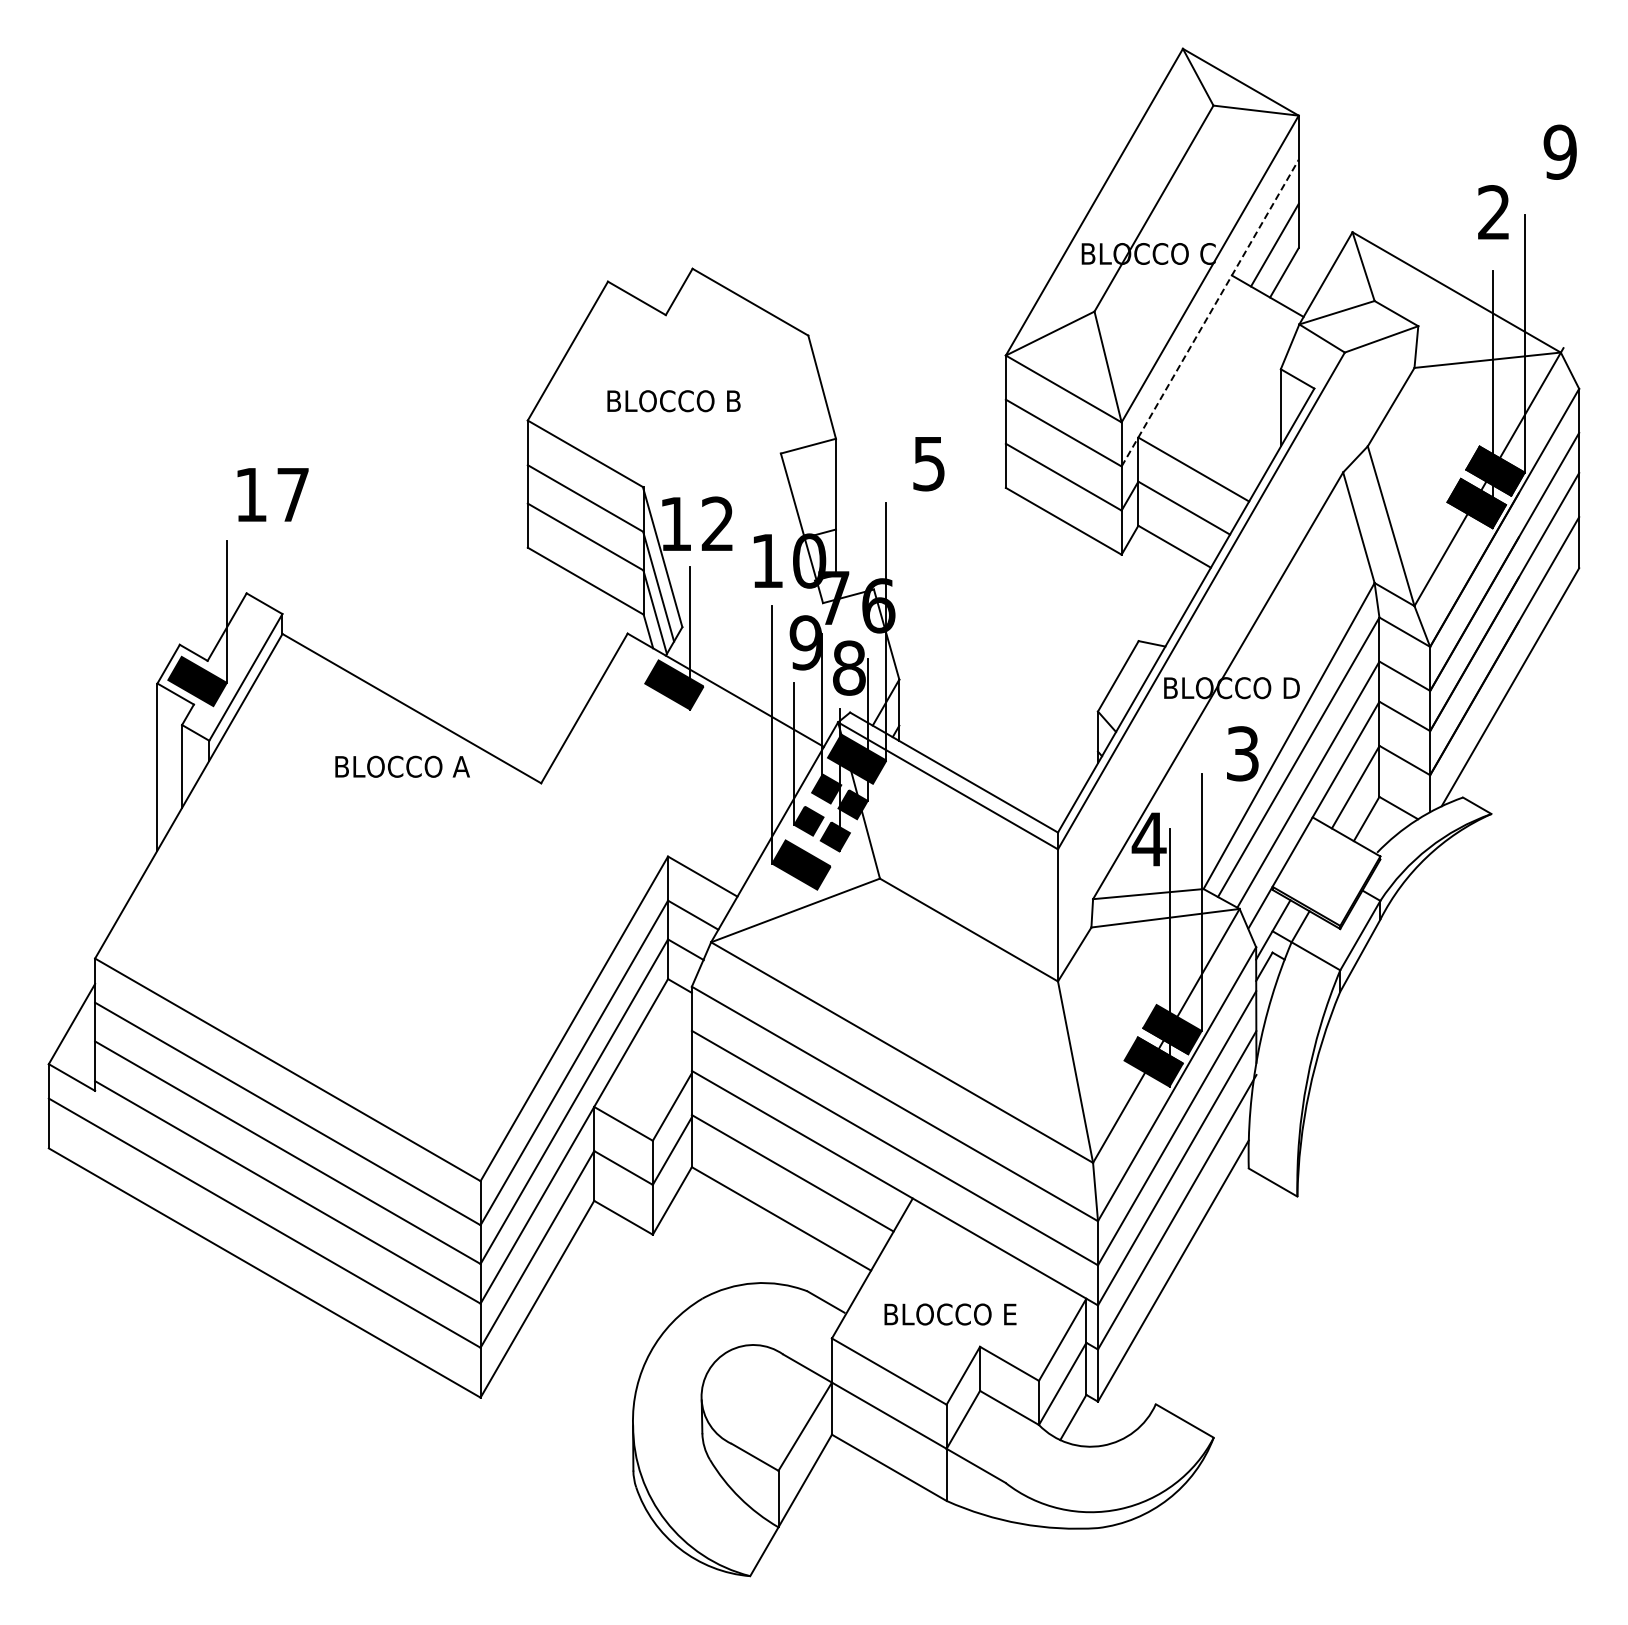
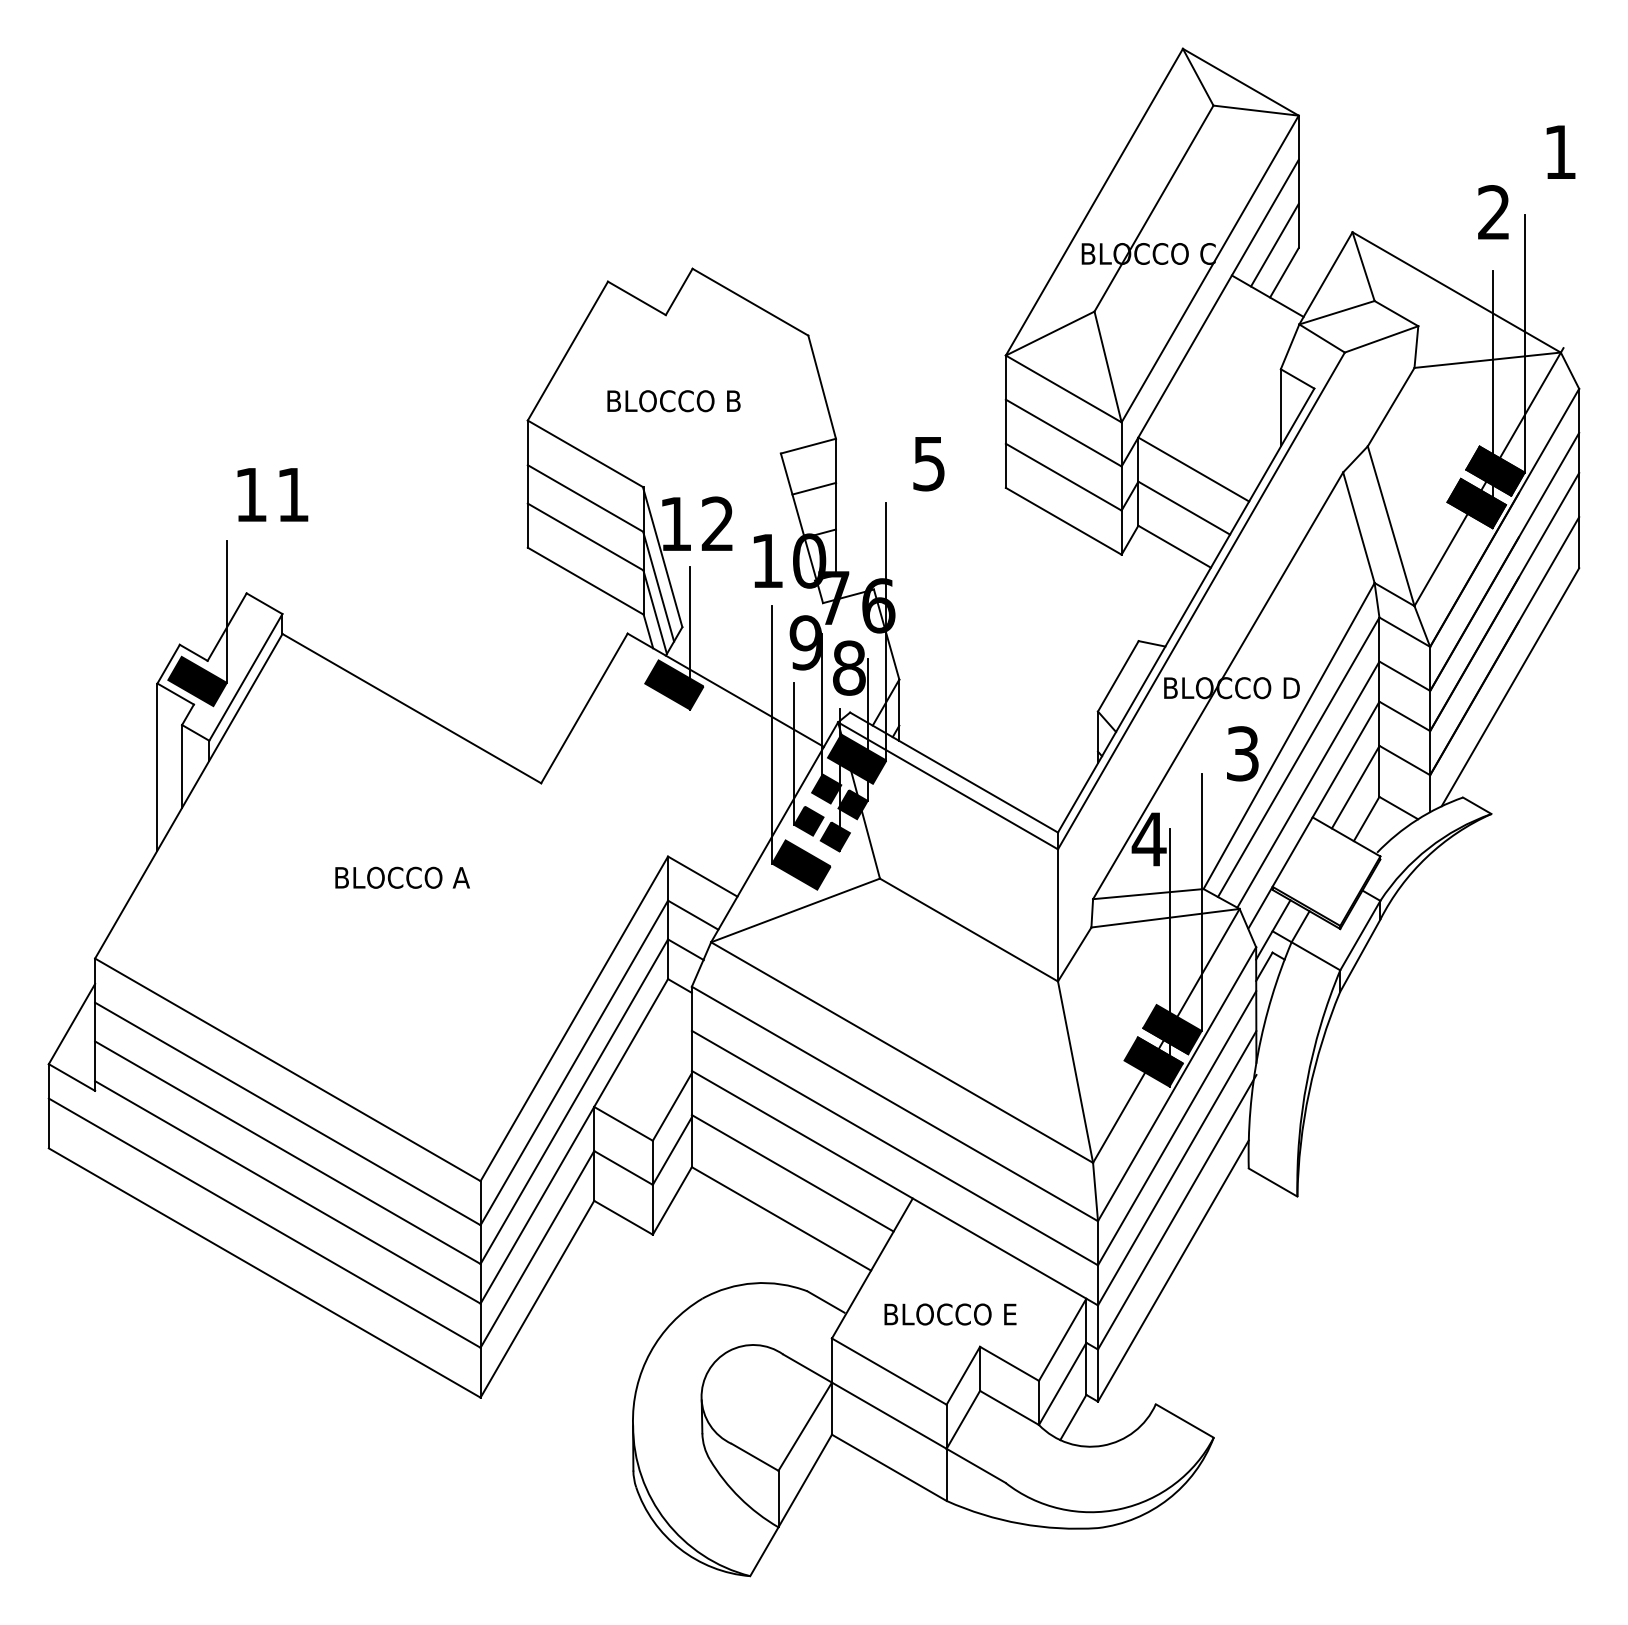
text: 9 -> 1 (1559, 151)
line: dashed -> solid (1210, 312)
line: none -> present (814, 488)
text: 17 -> 11 (292, 494)
text position: (402, 766) -> (402, 877) (402, 877)
